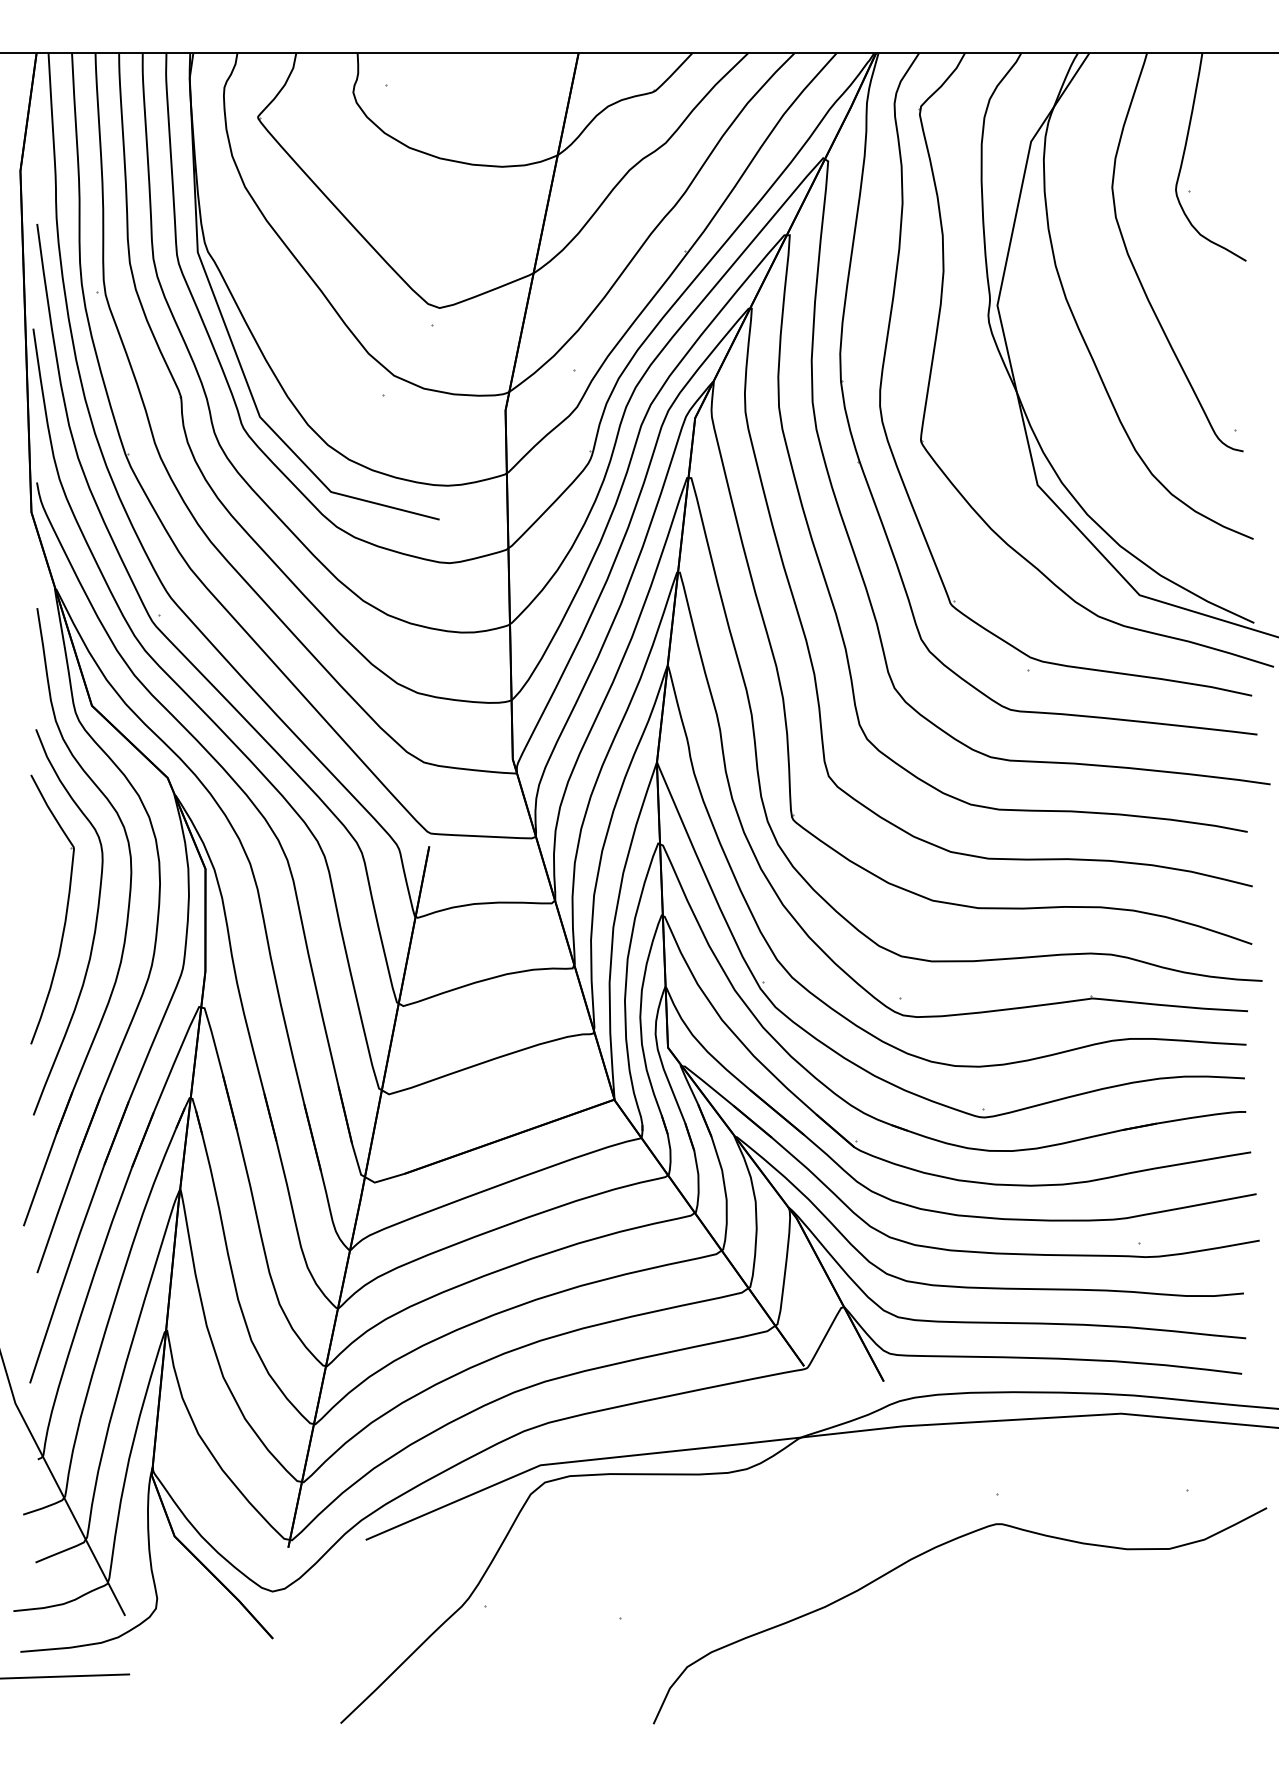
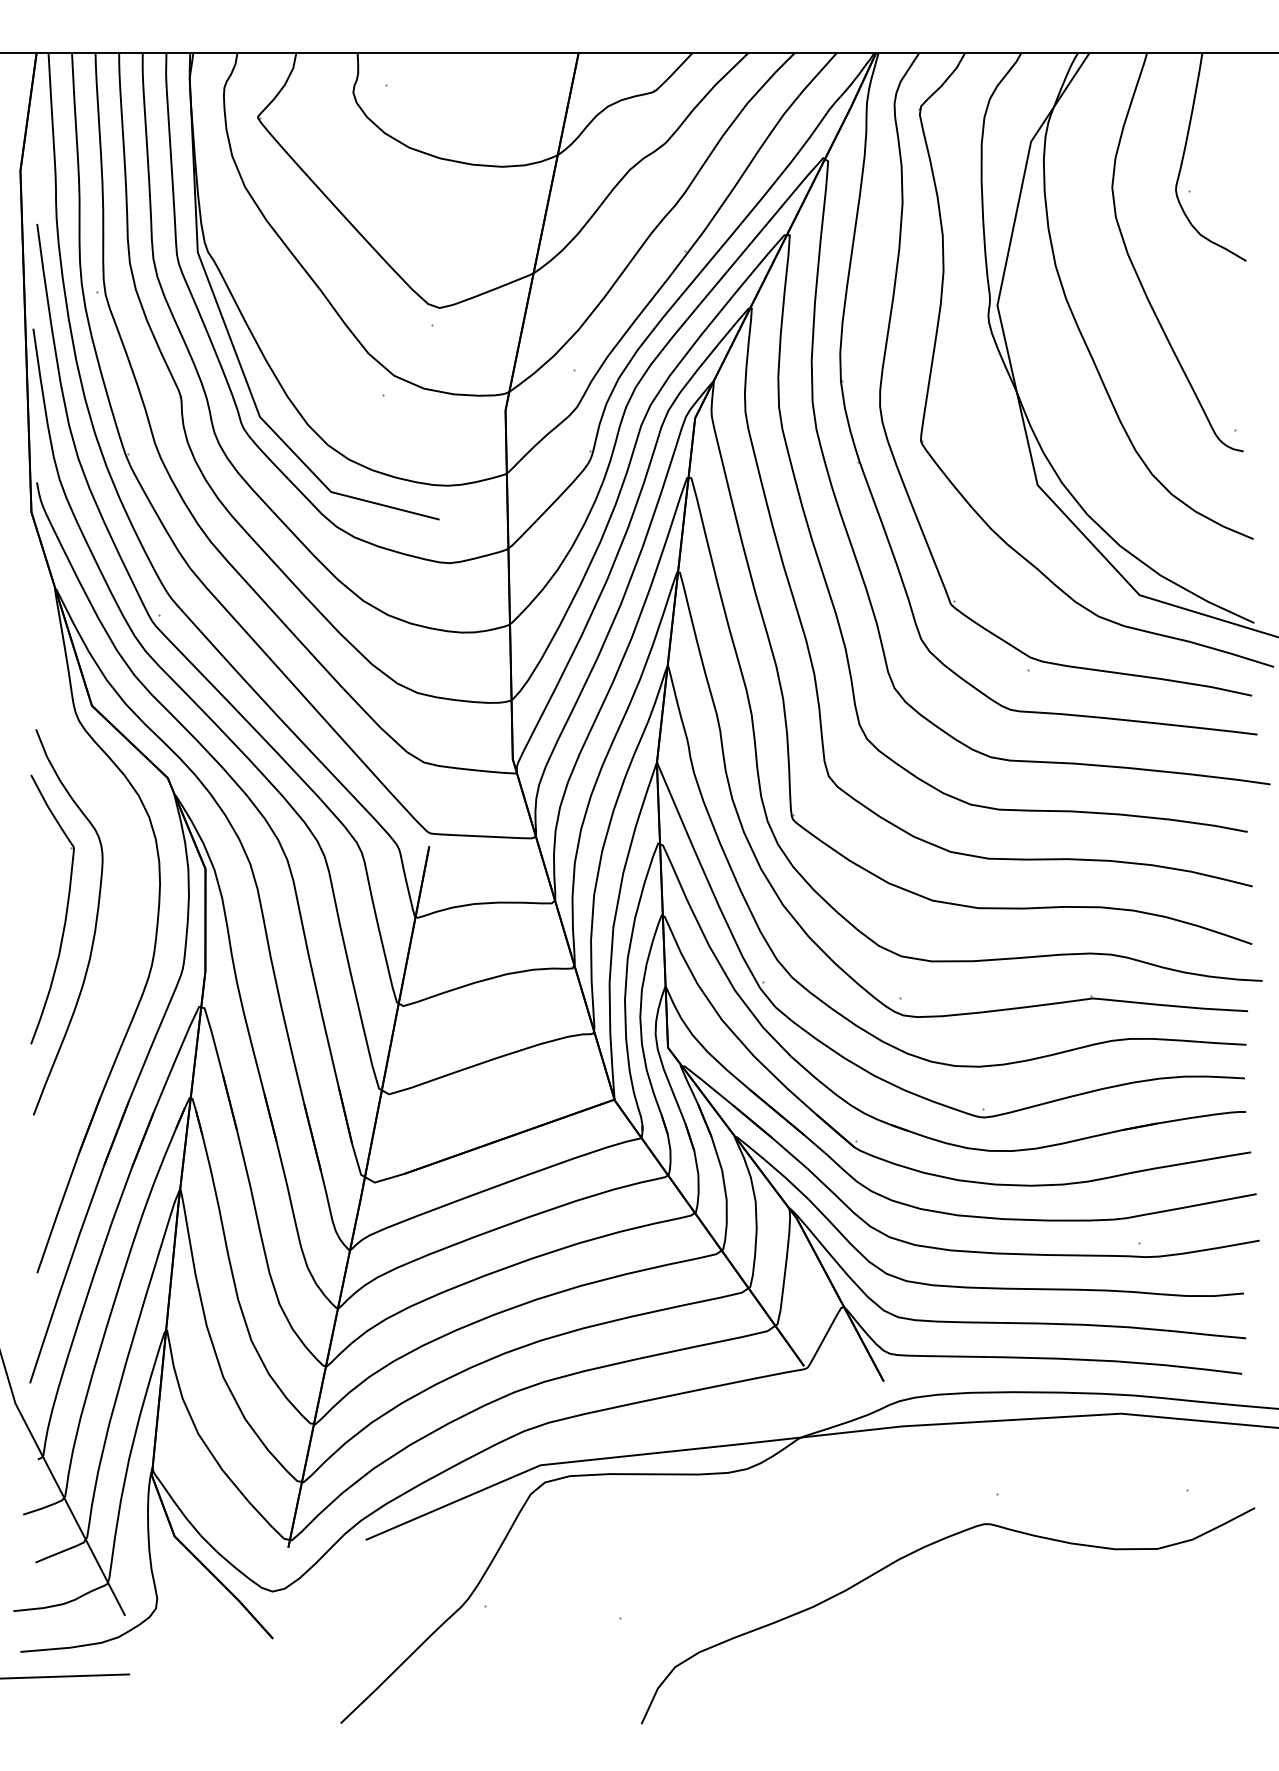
part: present -> none (125, 926)
curve position: (927, 1552) -> (915, 1552) (915, 1552)
